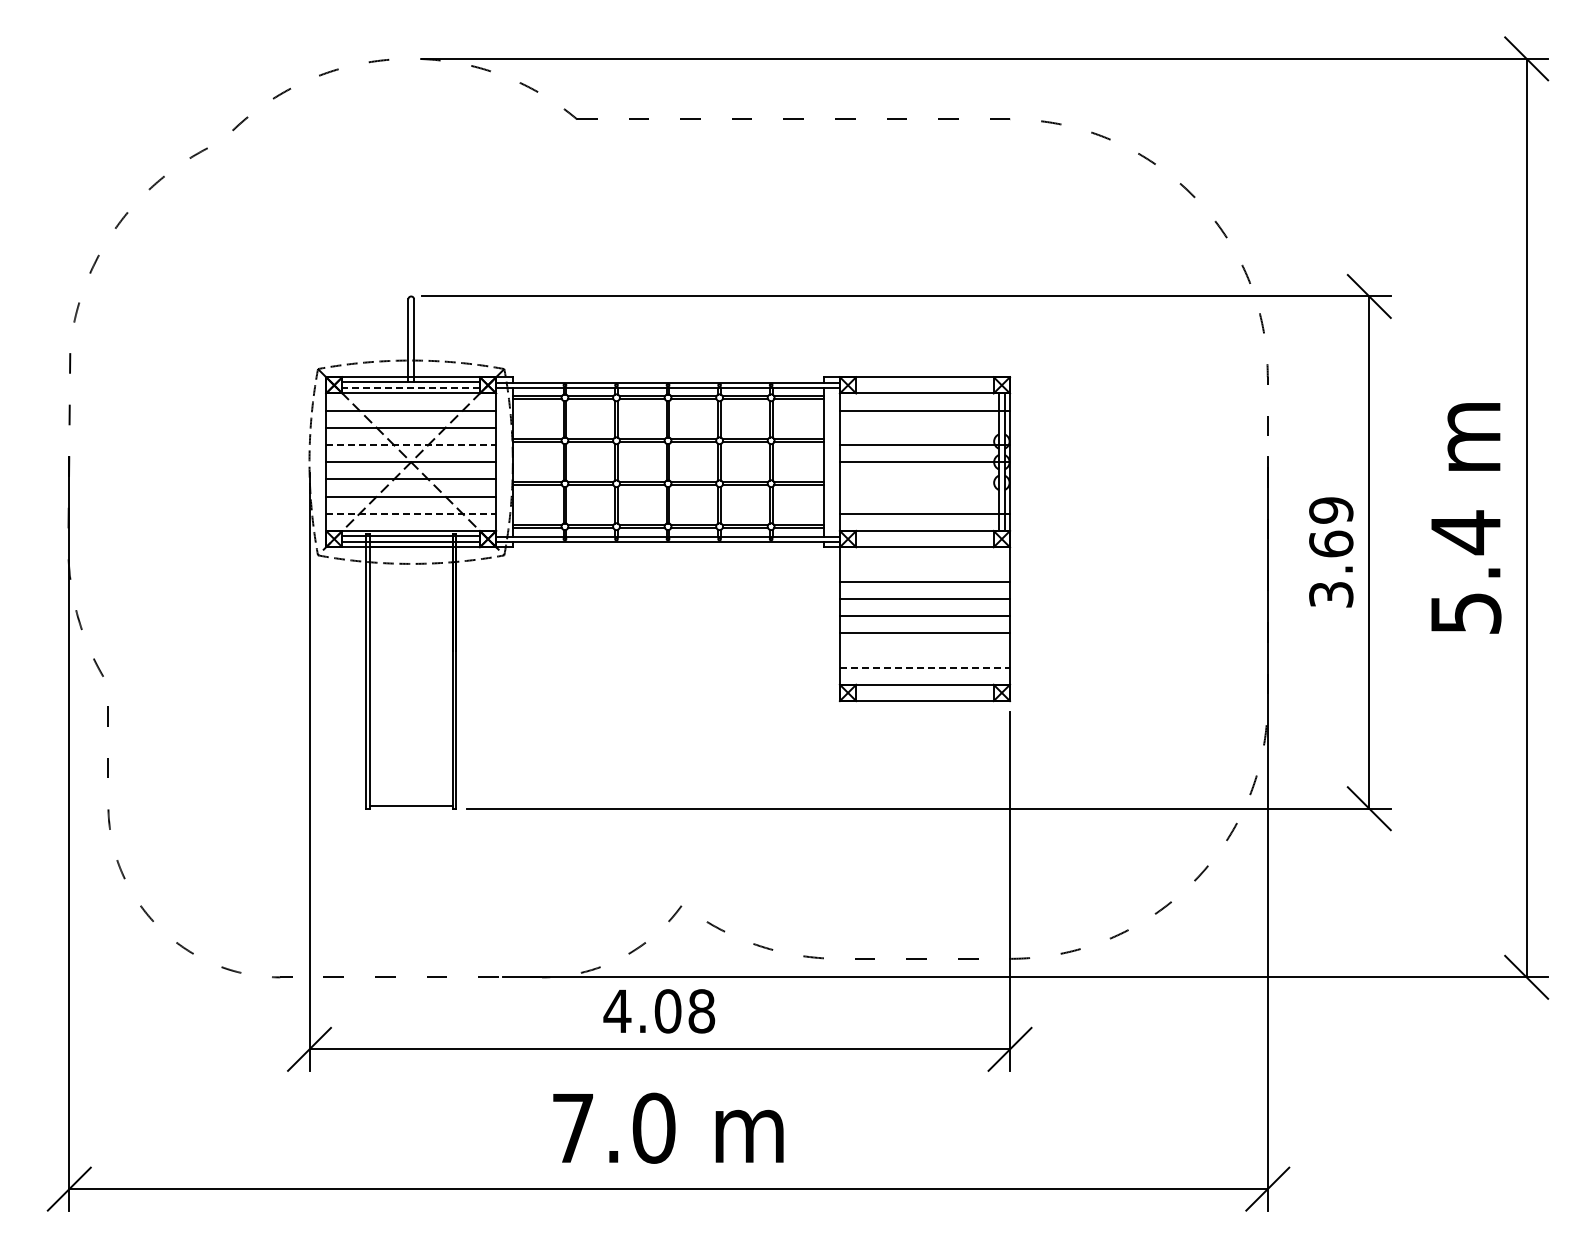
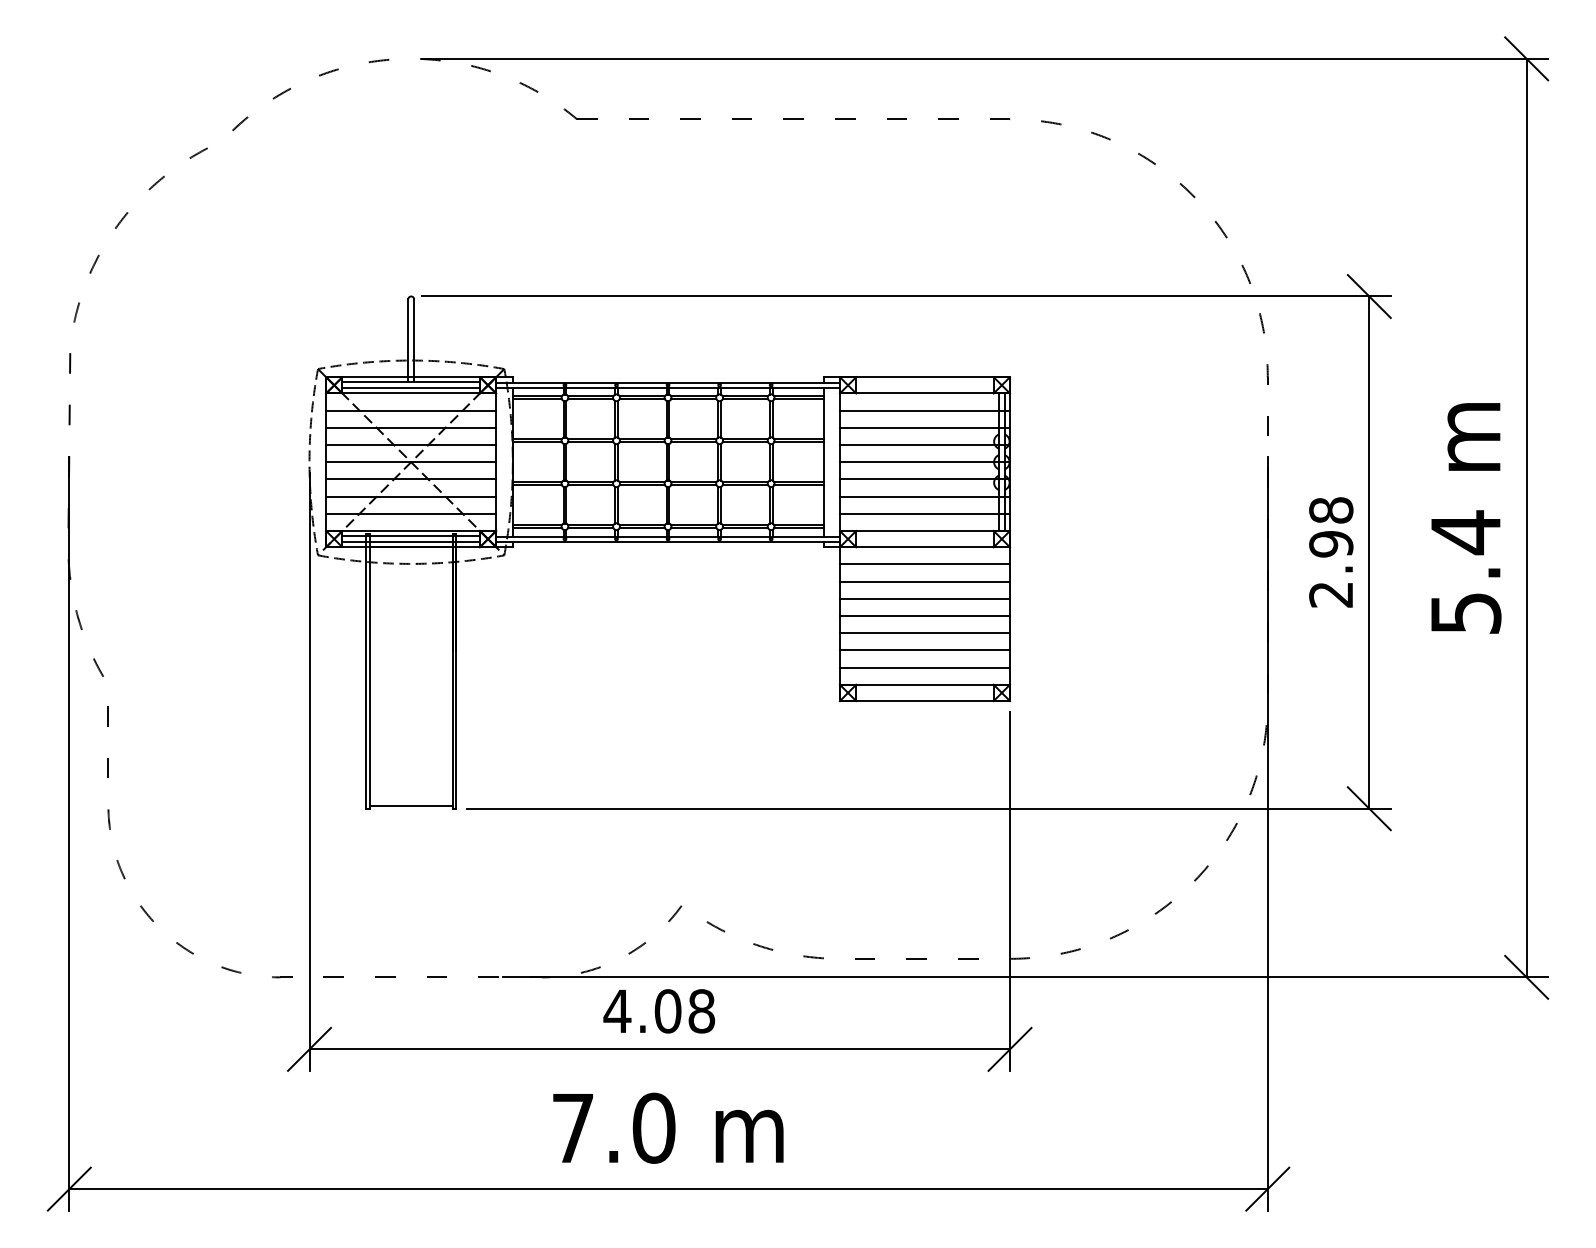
line: dashed -> solid (411, 388)
line: none -> present (924, 427)
line: dashed -> solid (411, 445)
line: none -> present (924, 479)
line: none -> present (924, 496)
line: dashed -> solid (411, 513)
text: 3.69 -> 2.98 (1331, 552)
line: none -> present (924, 564)
line: none -> present (924, 650)
line: dashed -> solid (925, 667)
